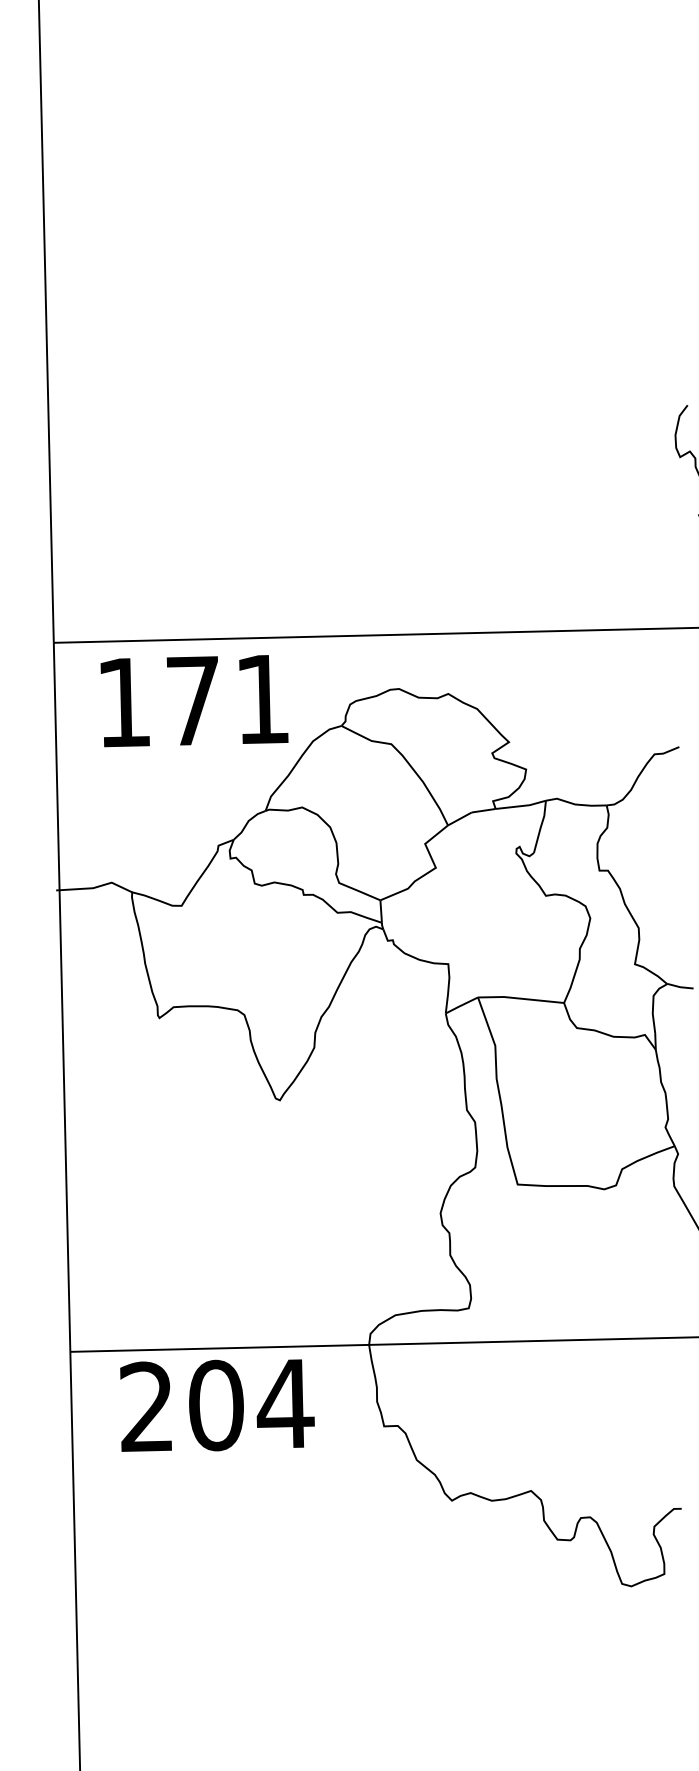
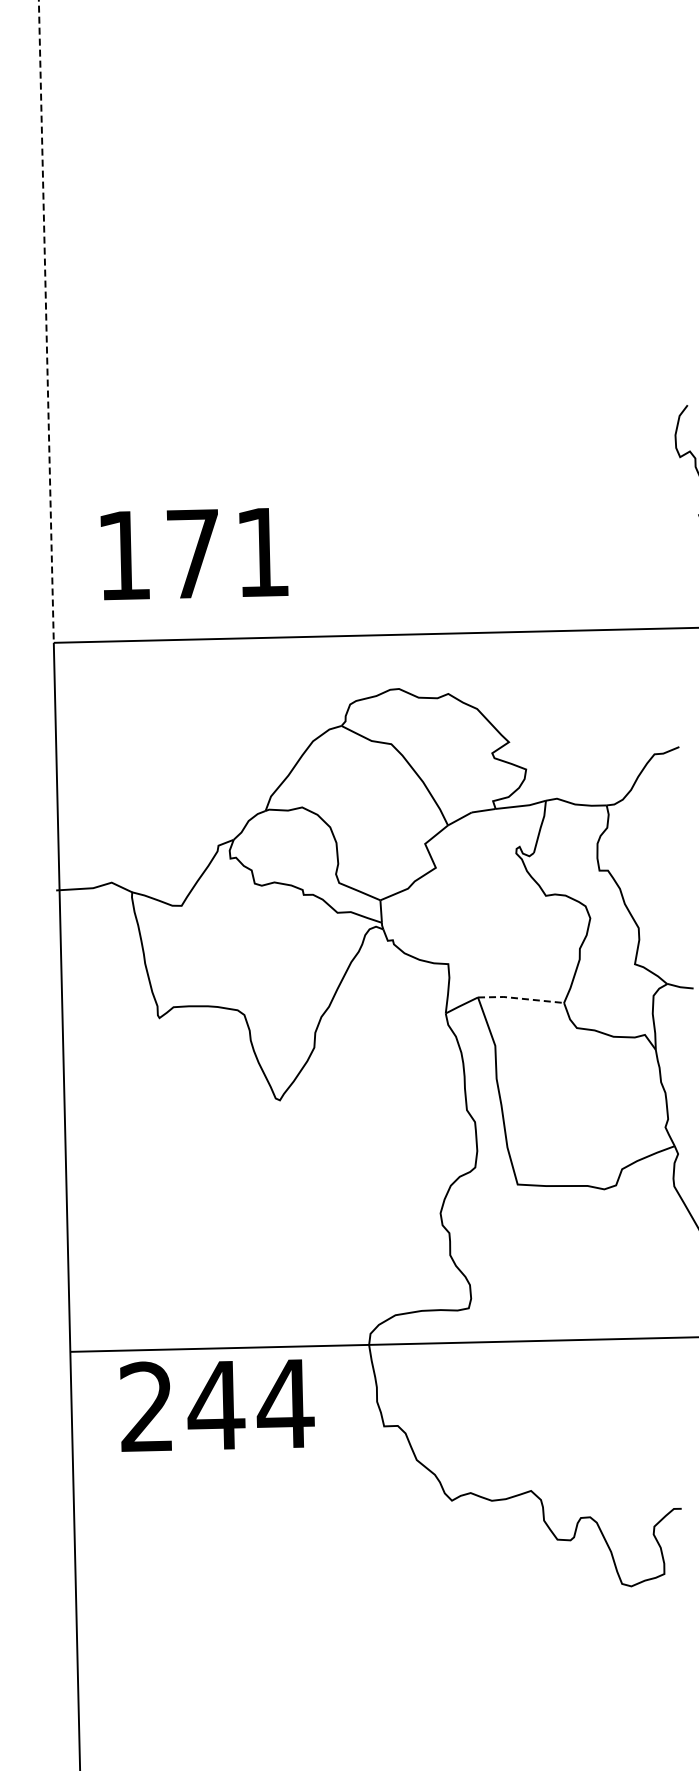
line: solid -> dashed (46, 322)
text position: (194, 701) -> (194, 554) (194, 554)
line: solid -> dashed (520, 998)
text: 204 -> 244 (216, 1405)
